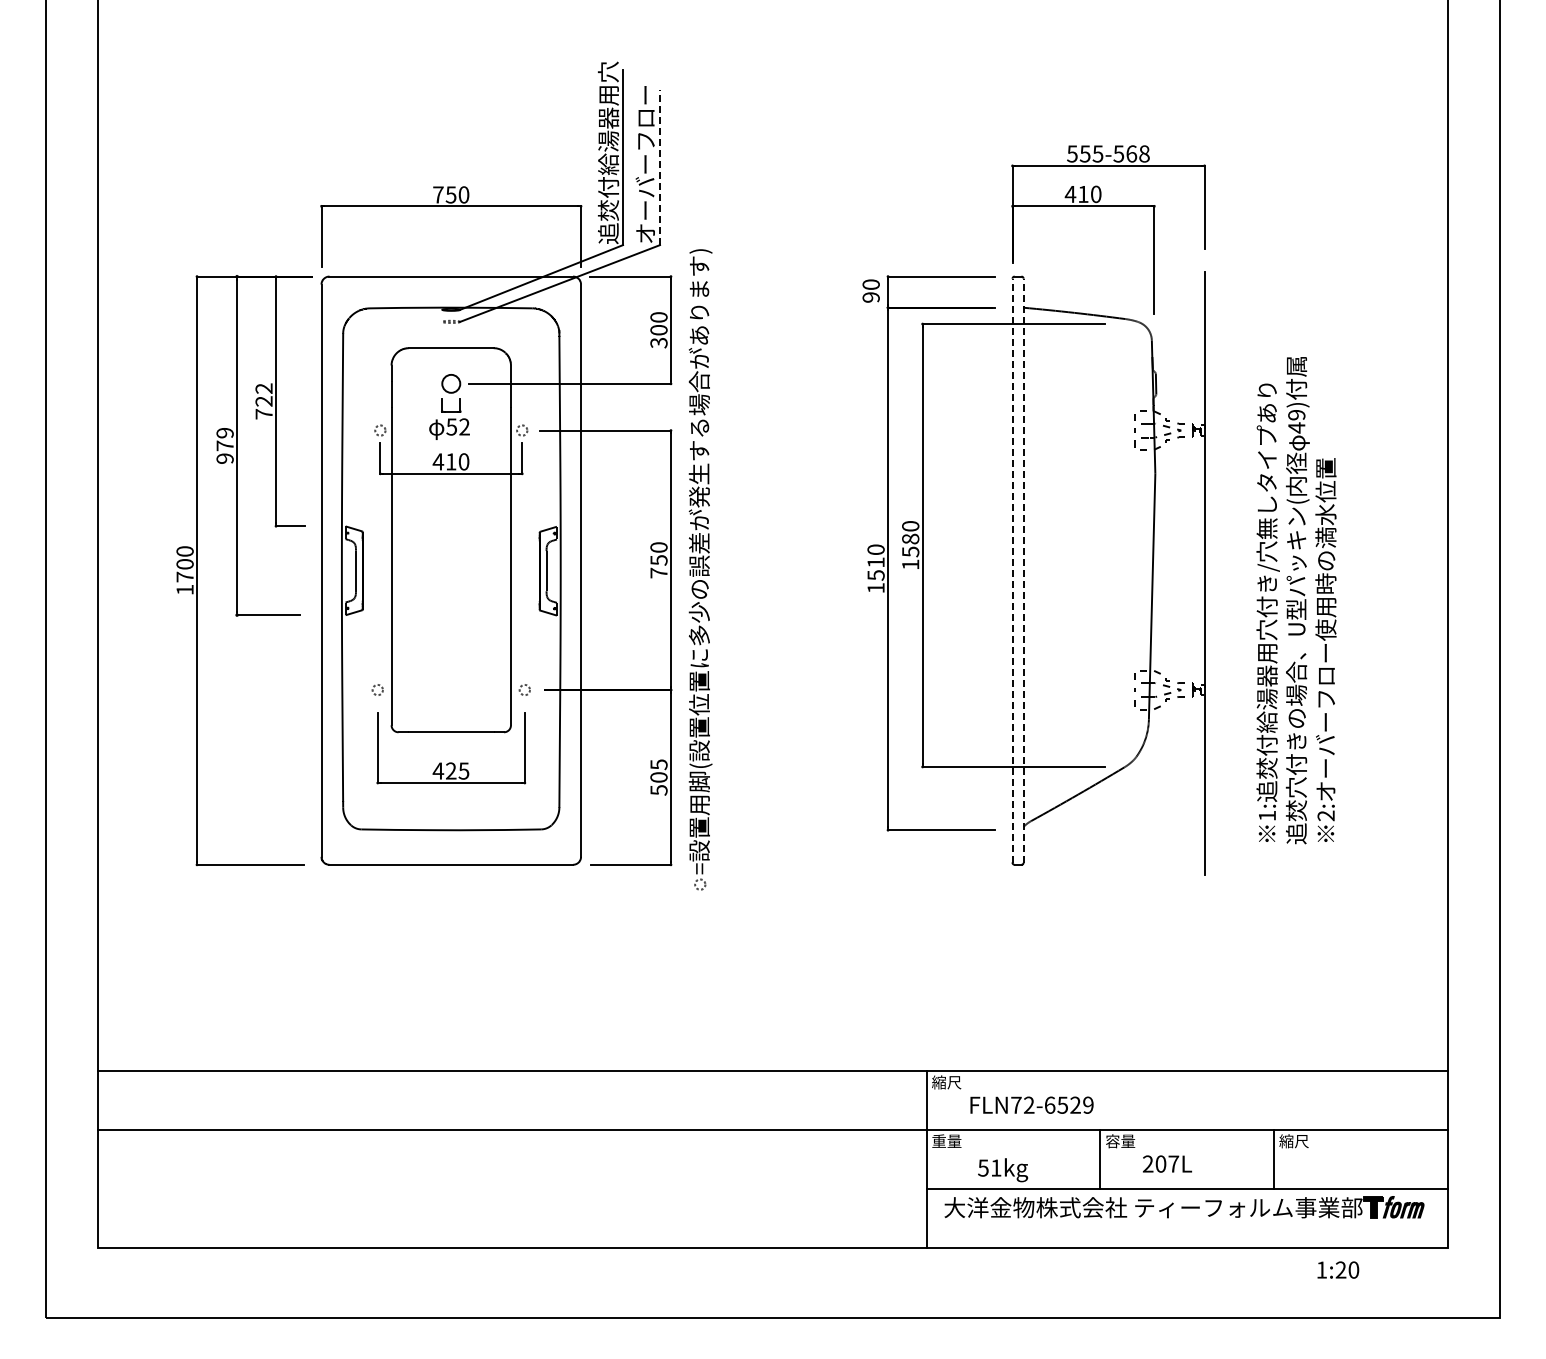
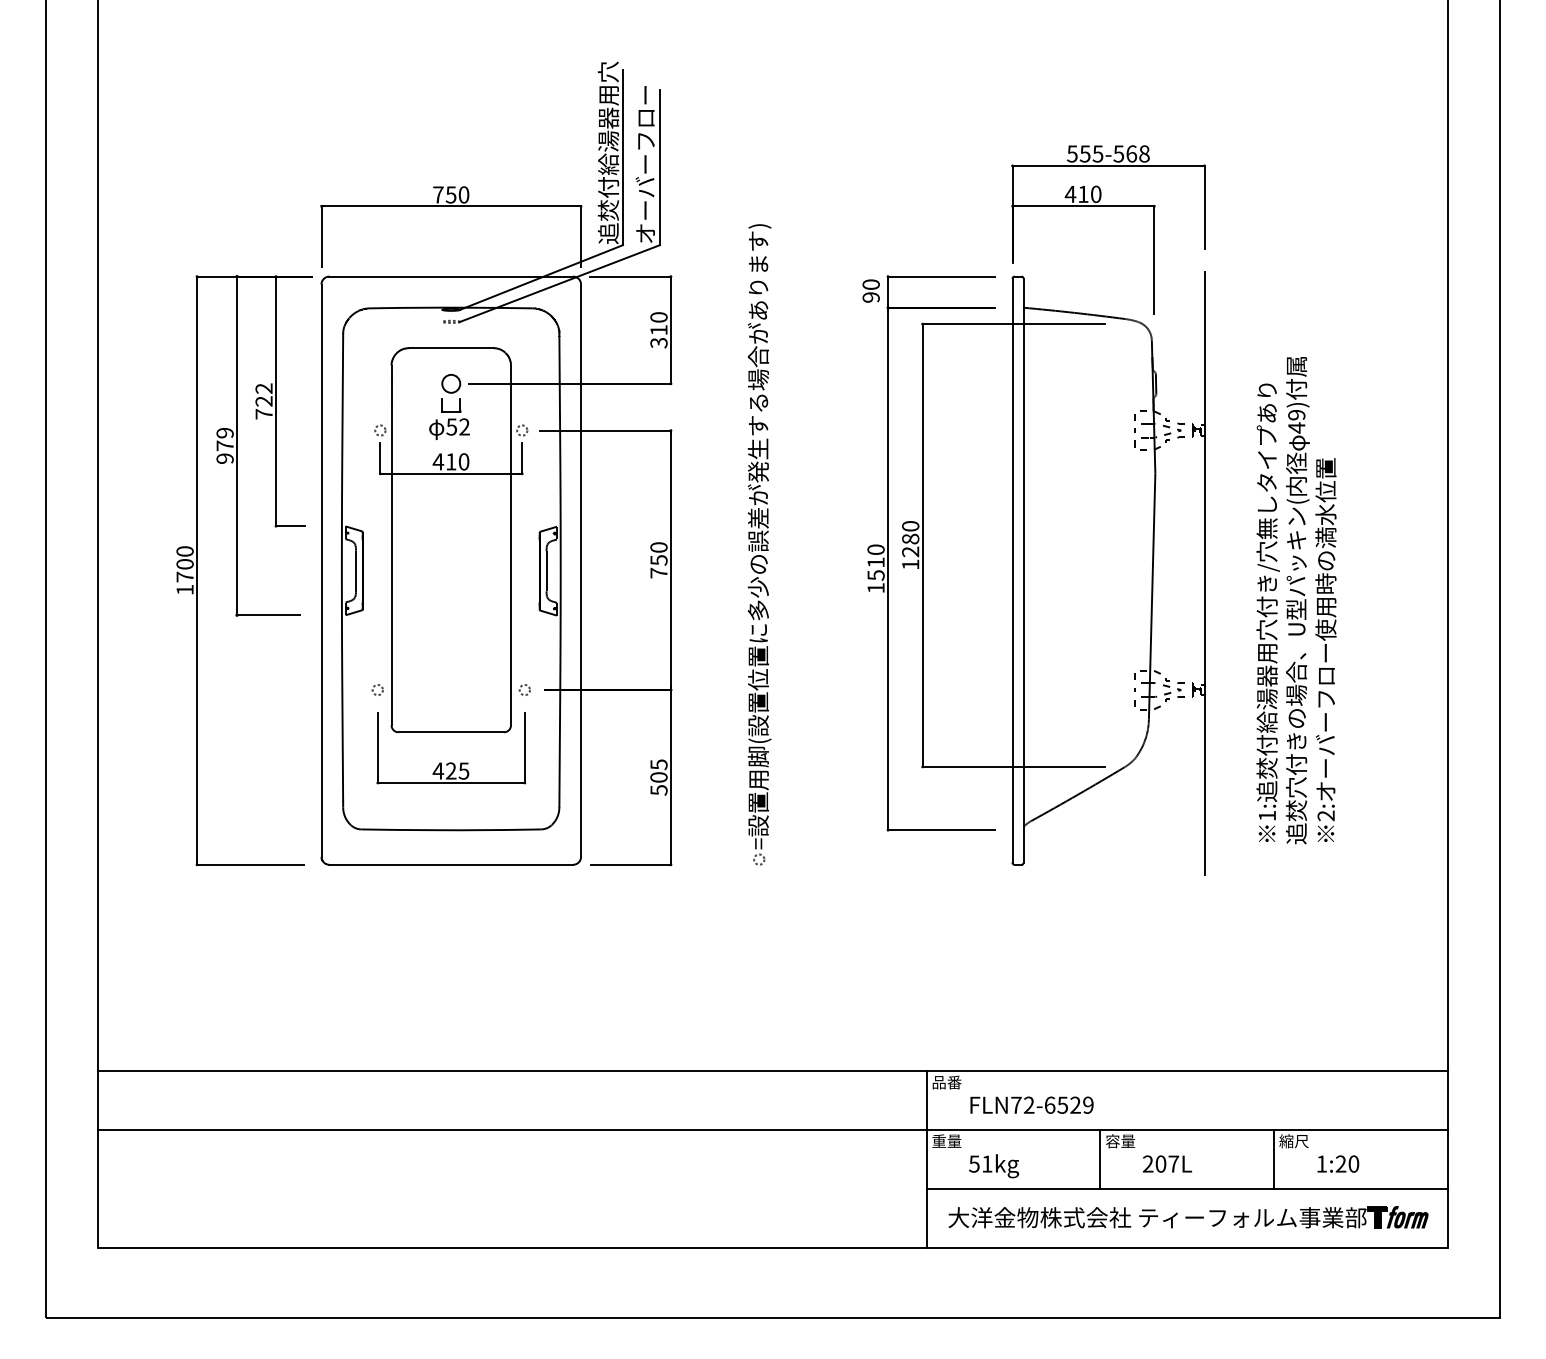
line: dashed -> solid (660, 167)
text: 300 -> 310 (658, 330)
text: 1580 -> 1280 (910, 551)
part position: (700, 569) -> (759, 544) (759, 544)
line: dashed -> solid (1012, 570)
line: dashed -> solid (1023, 570)
text: 縮尺 -> 品番 (946, 1082)
text position: (1003, 1170) -> (994, 1166) (994, 1166)
part position: (1184, 1207) -> (1188, 1217) (1188, 1217)
text position: (1338, 1269) -> (1338, 1163) (1338, 1163)
